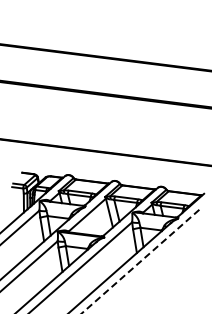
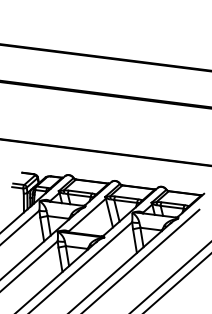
line: dashed -> solid (141, 261)
line: none -> present (170, 277)
line: none -> present (177, 283)
